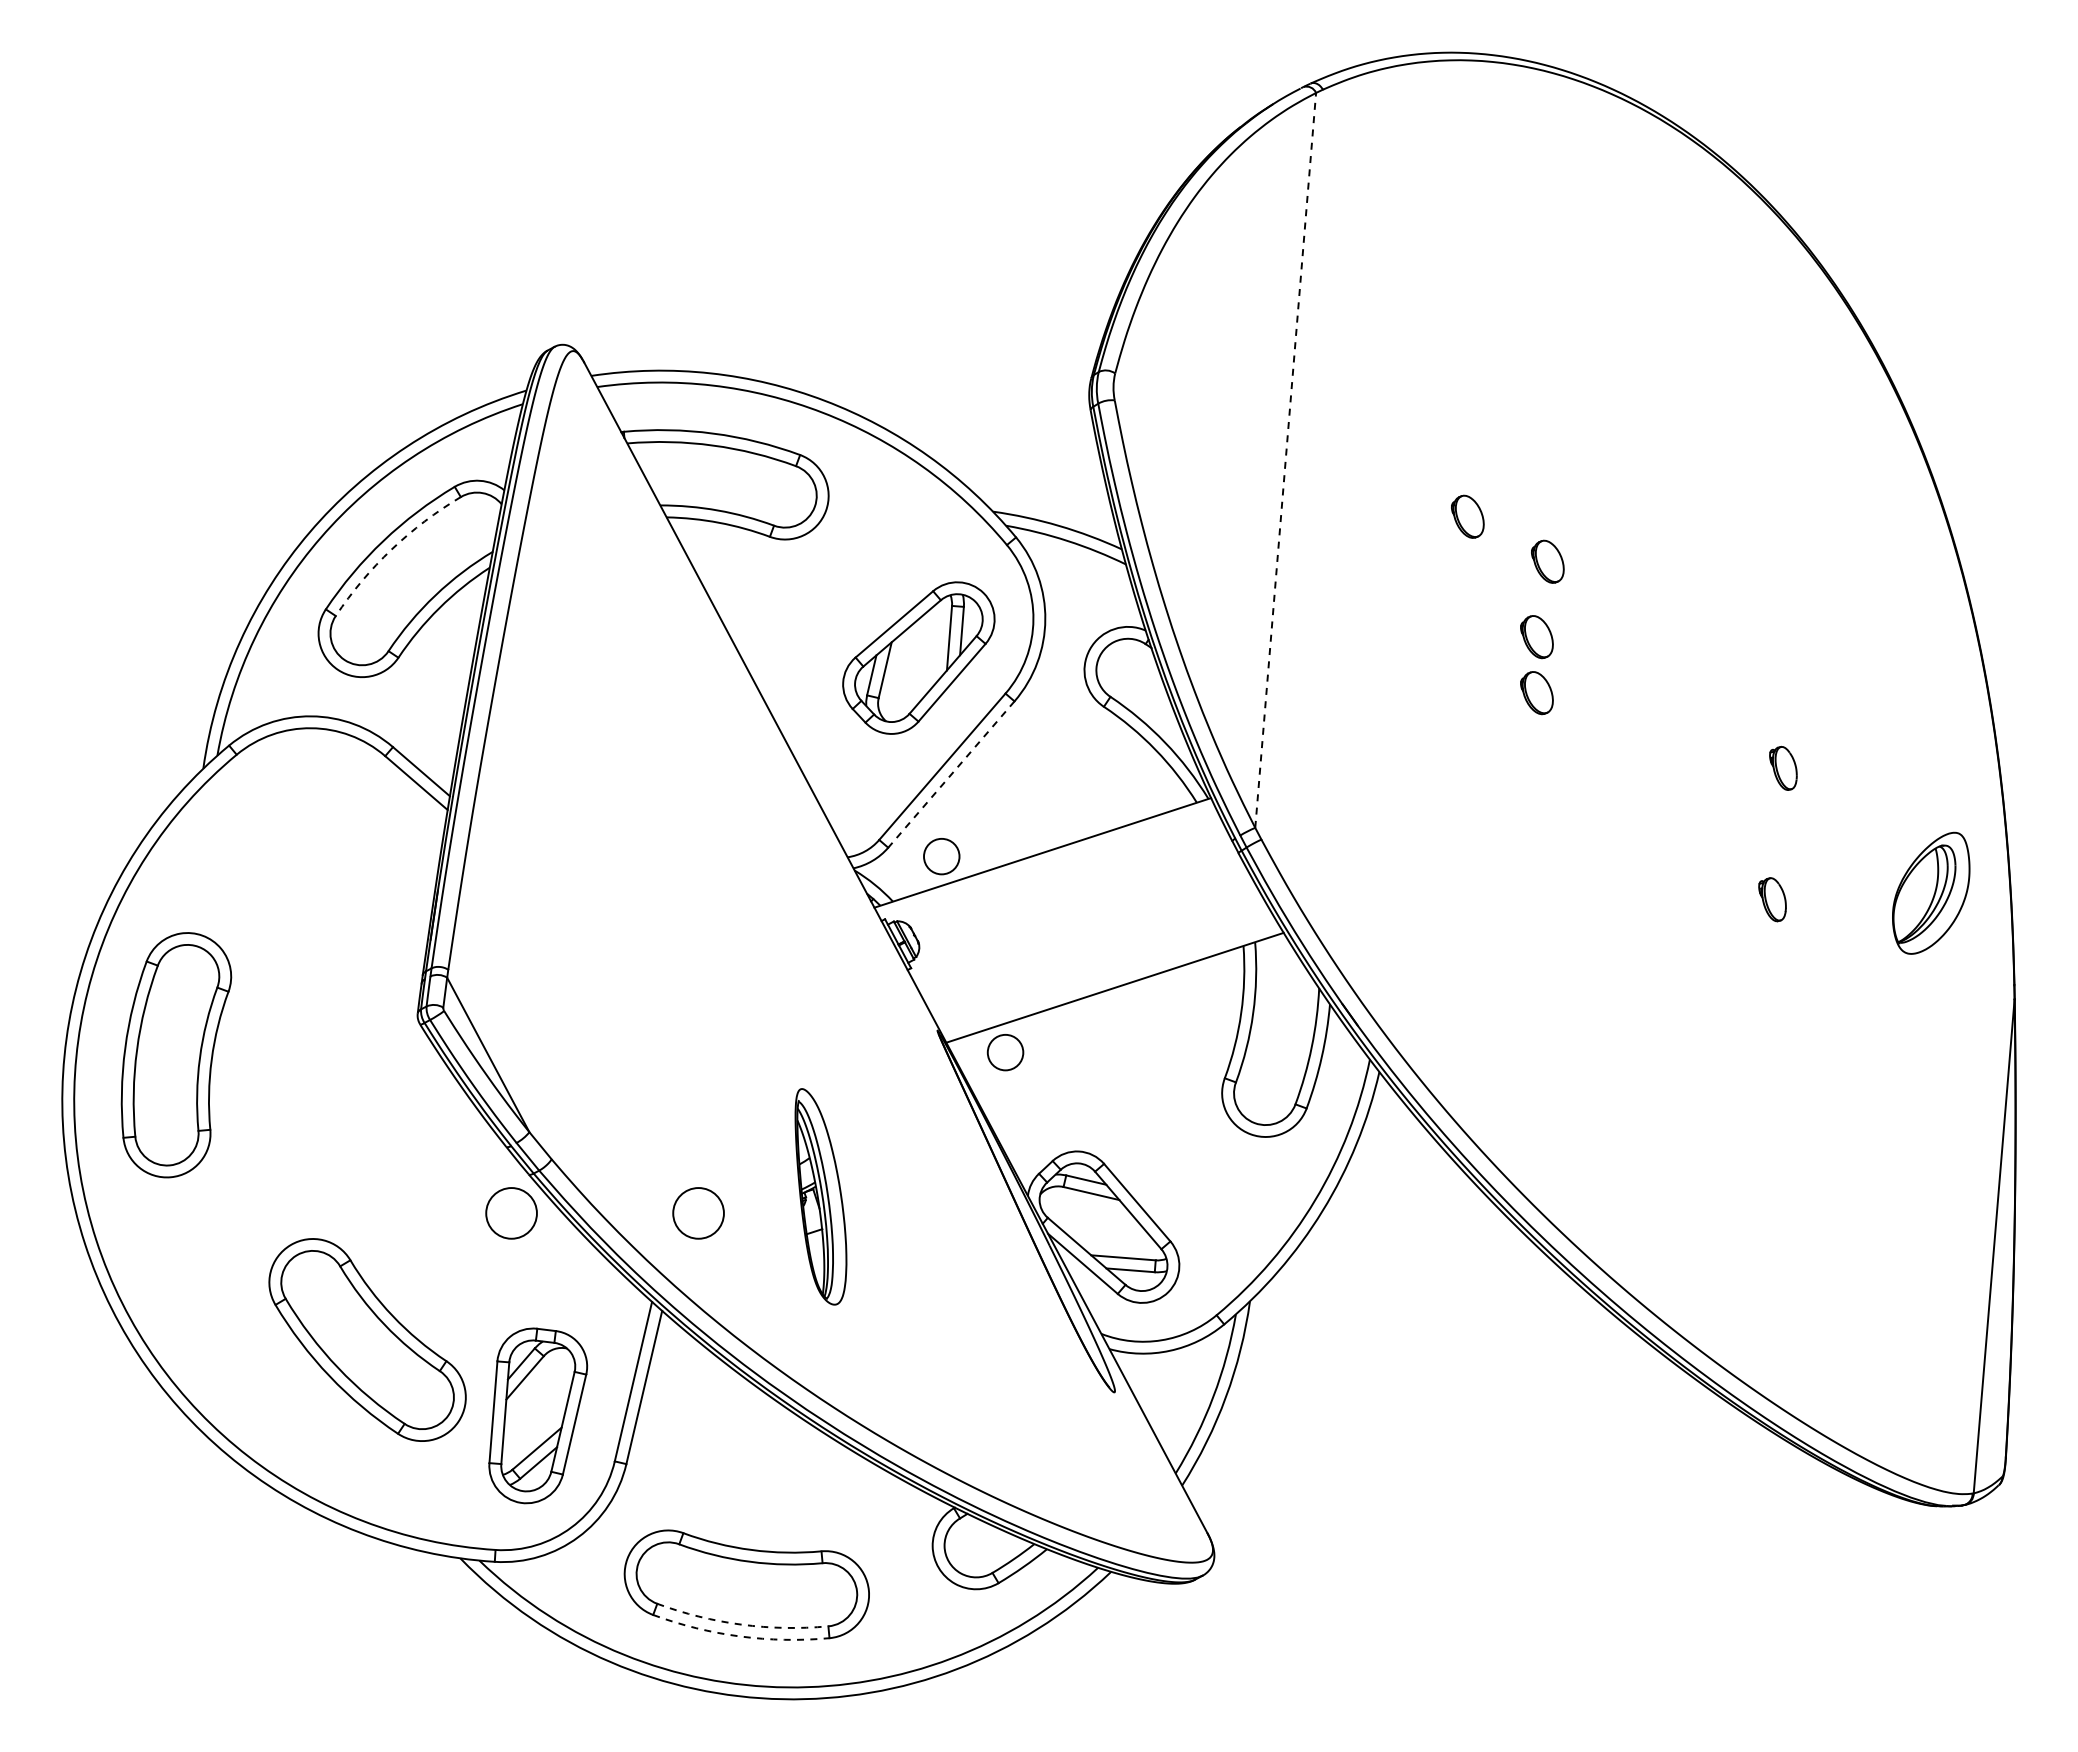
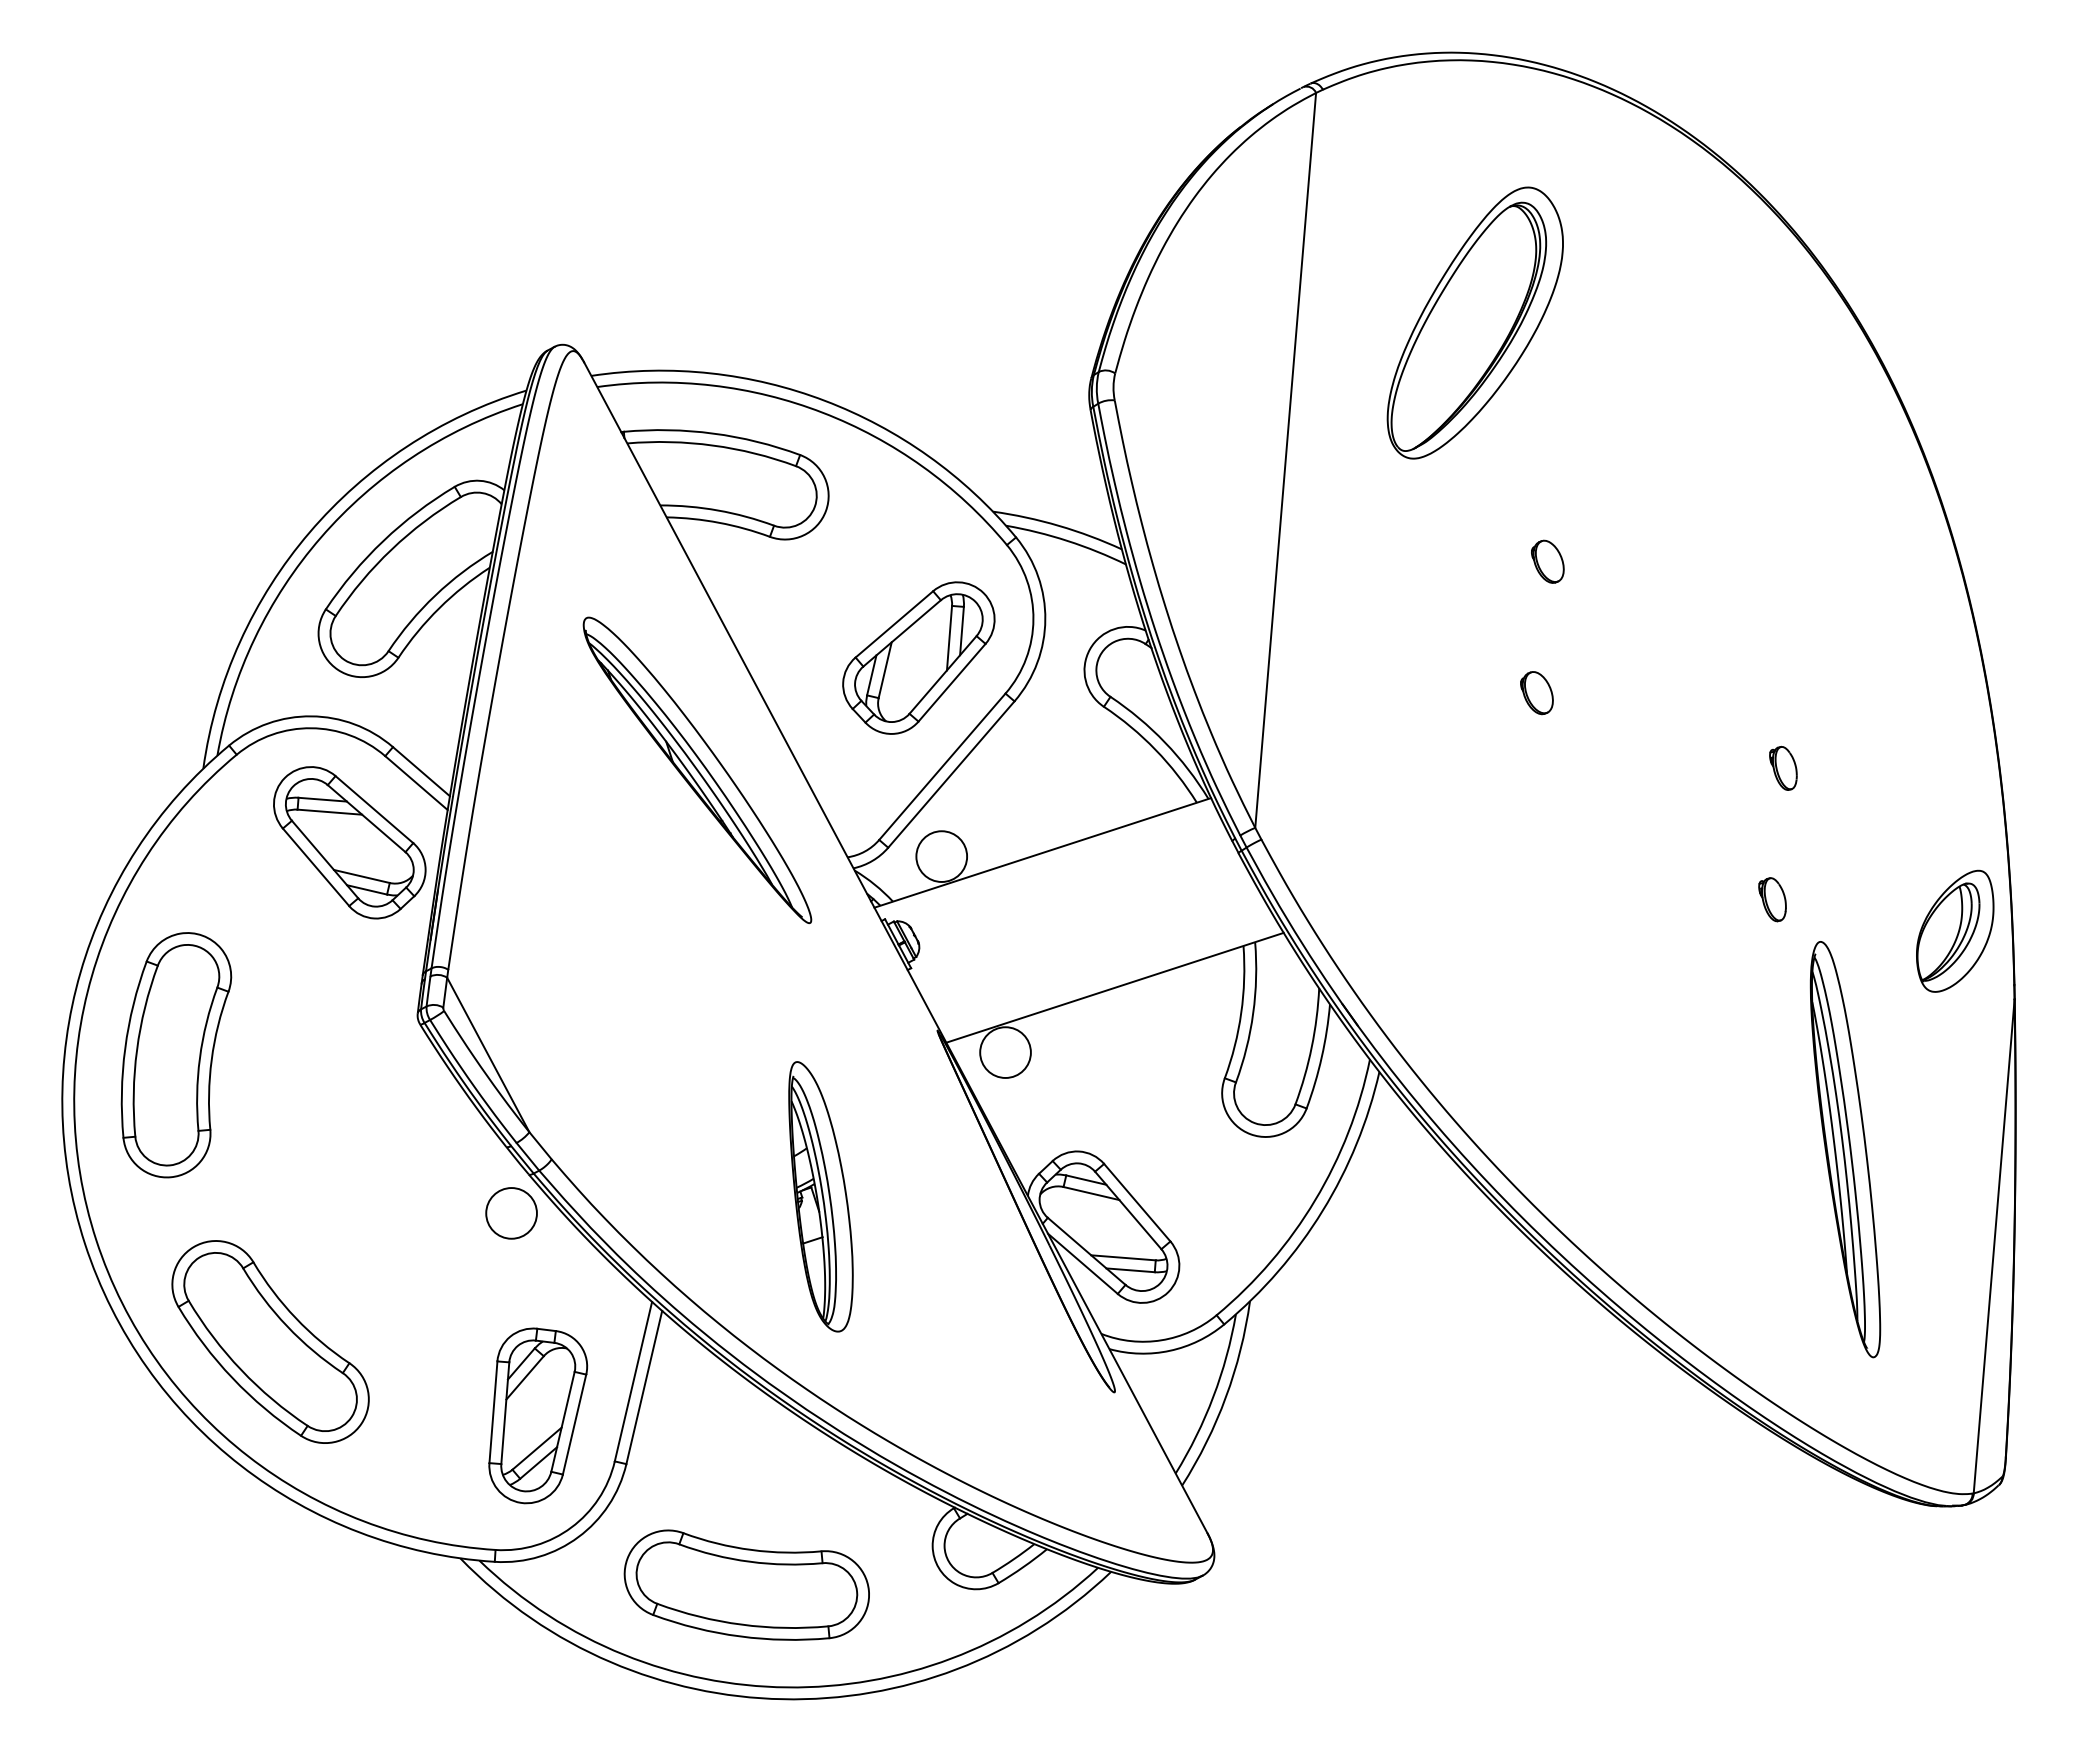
part: none -> present (1474, 322)
line: dashed -> solid (1285, 460)
part: present -> none (1467, 516)
arc: dashed -> solid (391, 549)
part: present -> none (1536, 637)
part: none -> present (697, 770)
line: dashed -> solid (951, 774)
part: none -> present (349, 842)
circle diameter: 36 px -> 51 px (941, 856)
part position: (1931, 892) -> (1955, 930) (1955, 930)
circle diameter: 36 px -> 51 px (1005, 1052)
part: none -> present (1845, 1149)
part size: 54x218 px -> 66x272 px (820, 1196)
circle: present -> none (698, 1213)
part position: (367, 1339) -> (270, 1341) (270, 1341)
arc: dashed -> solid (741, 1624)
arc: dashed -> solid (740, 1636)
